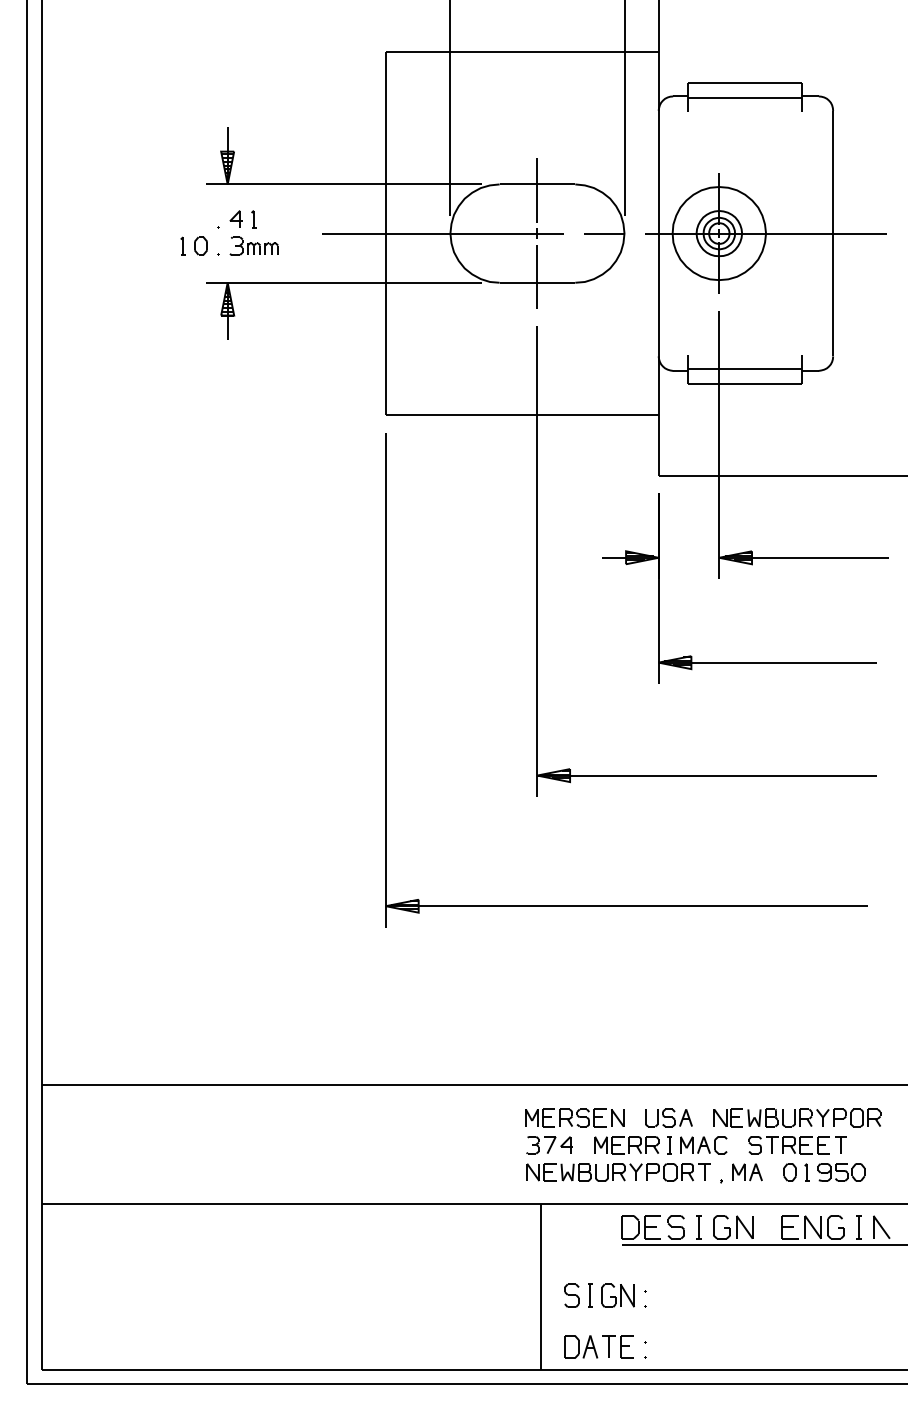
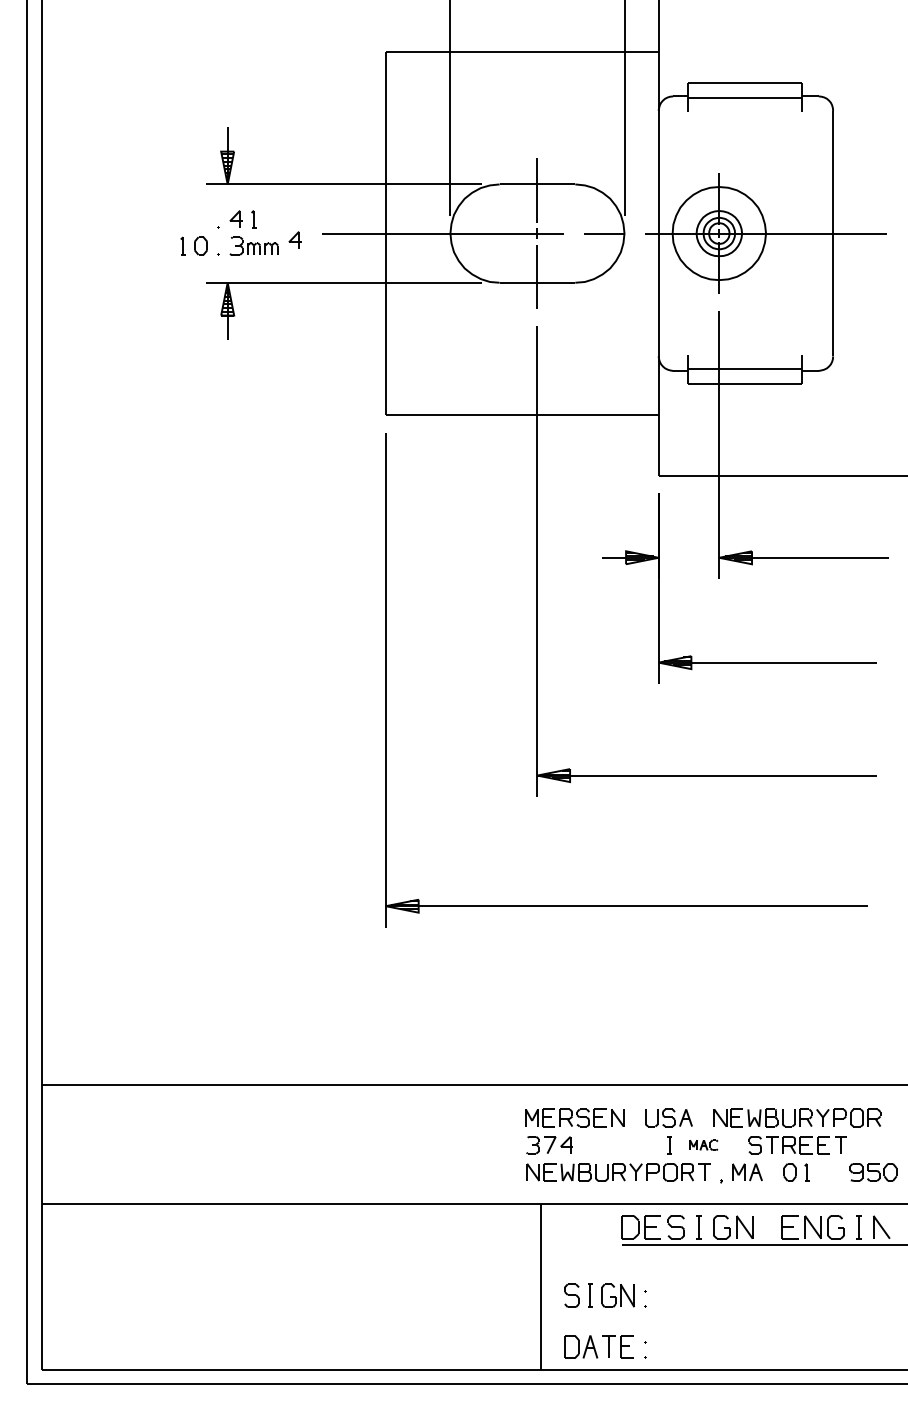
part: none -> present (294, 239)
part: present -> none (626, 1145)
part size: 48x19 px -> 30x12 px (703, 1144)
part position: (841, 1172) -> (873, 1172) (873, 1172)
